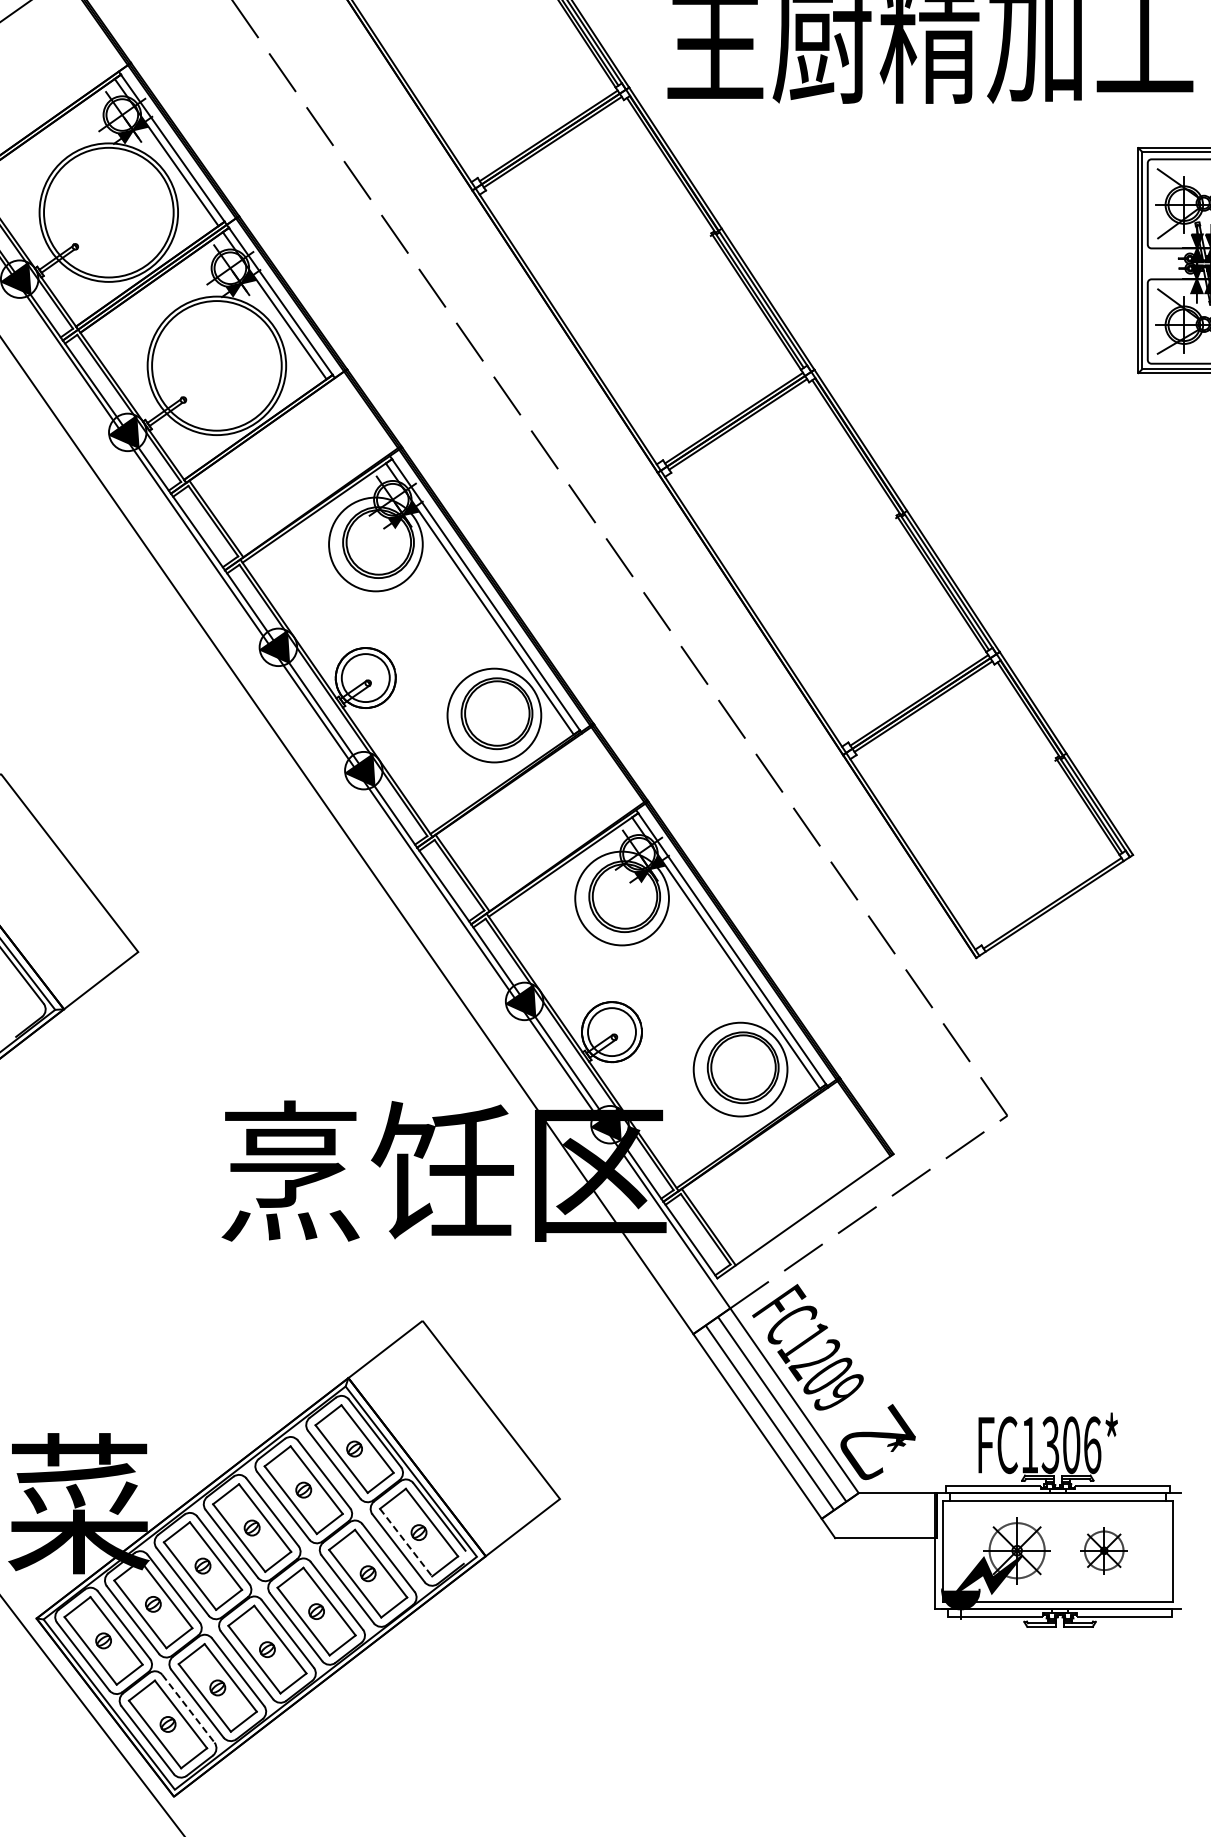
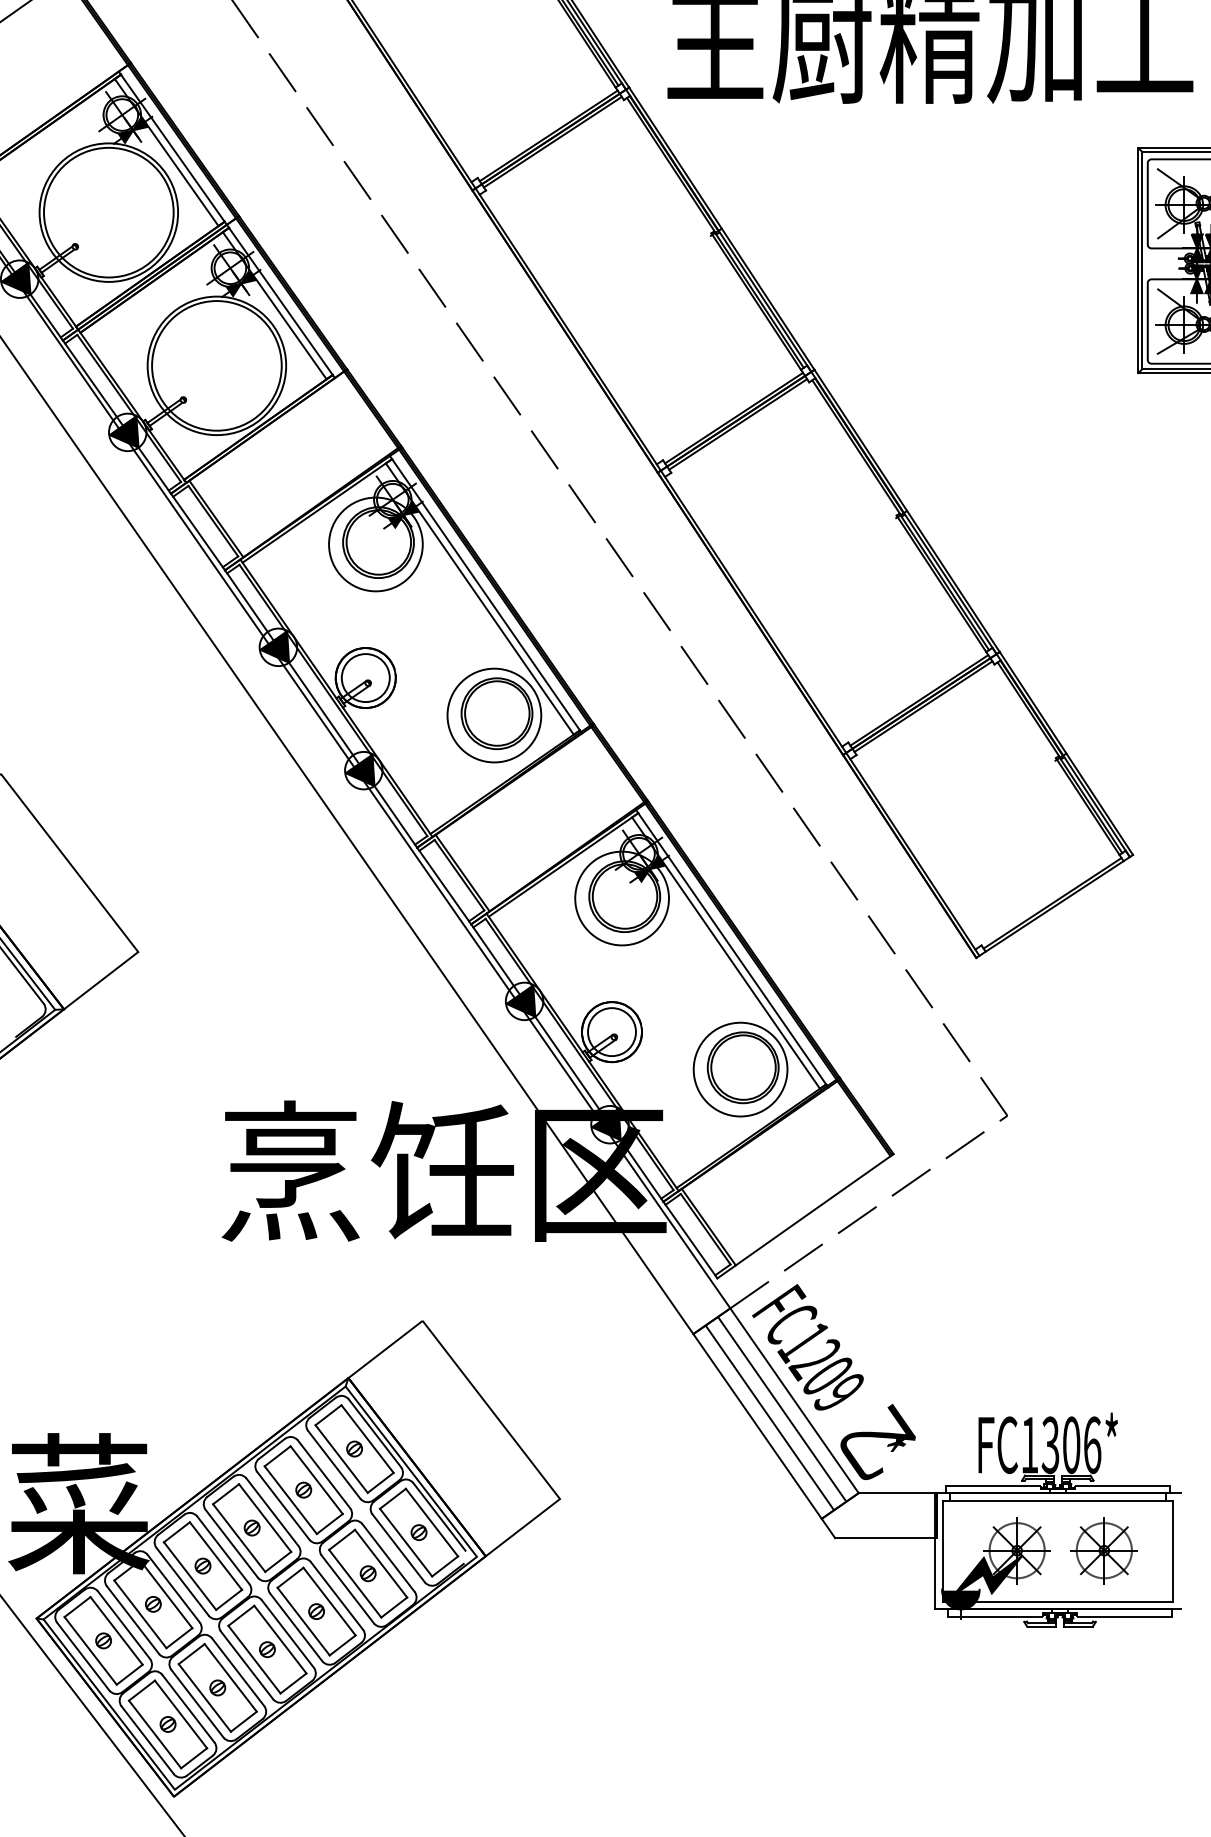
line: dashed -> solid (406, 1542)
part size: 48x48 px -> 68x68 px (1103, 1550)
line: dashed -> solid (188, 1708)
